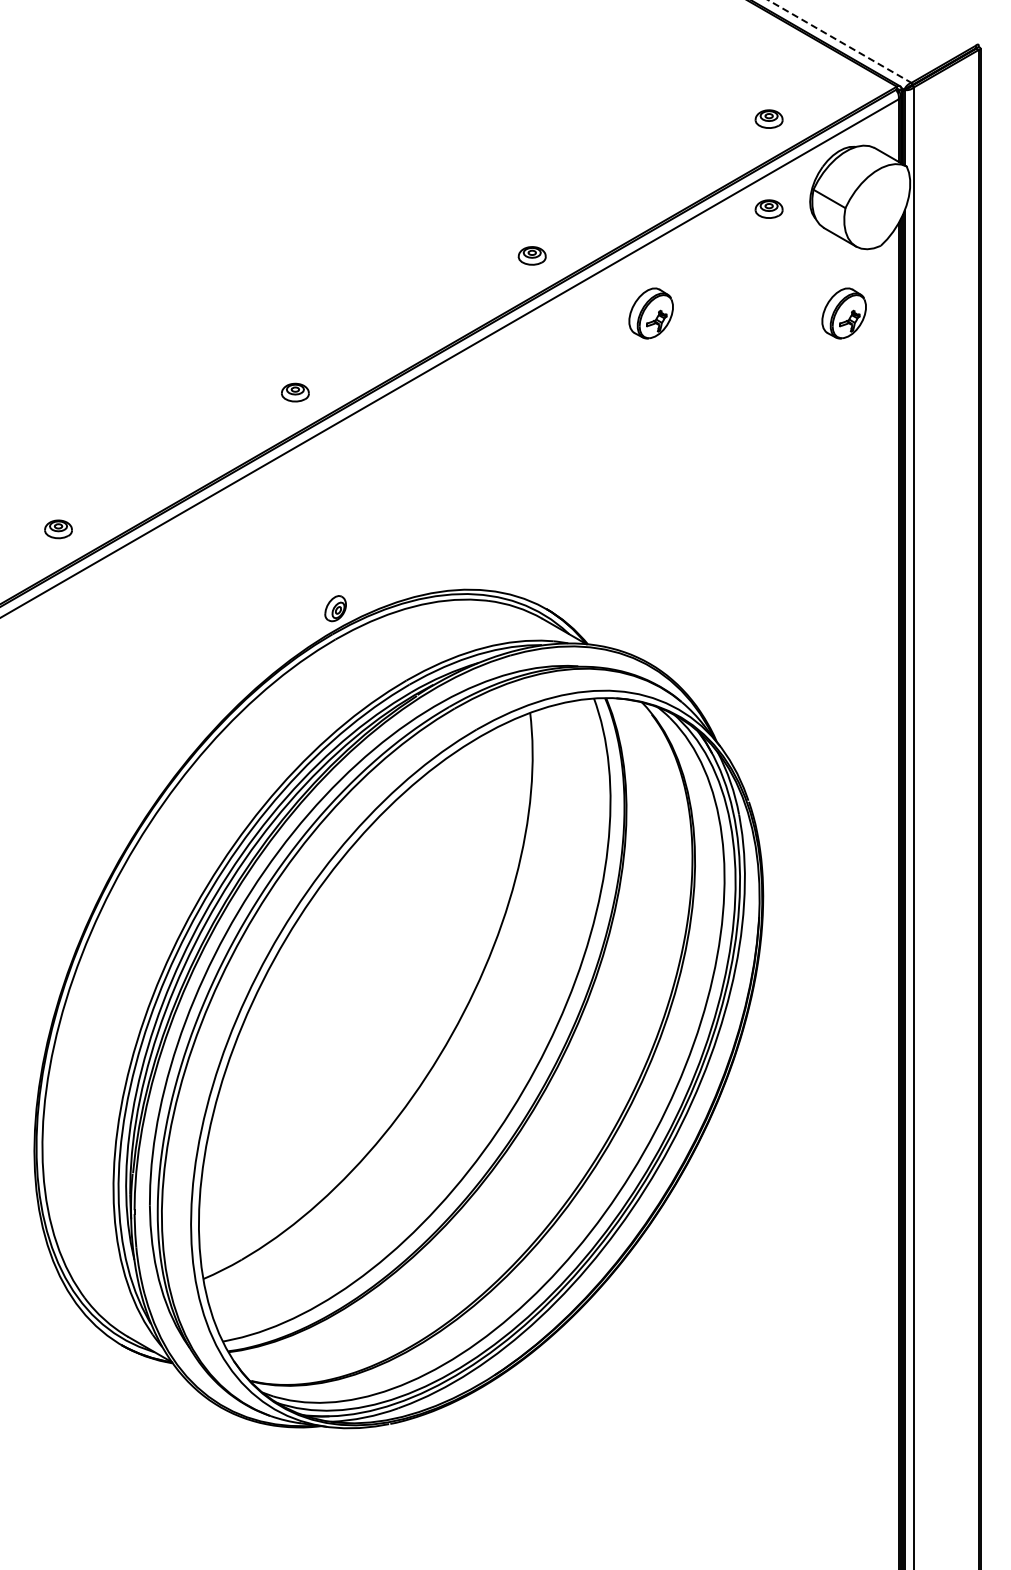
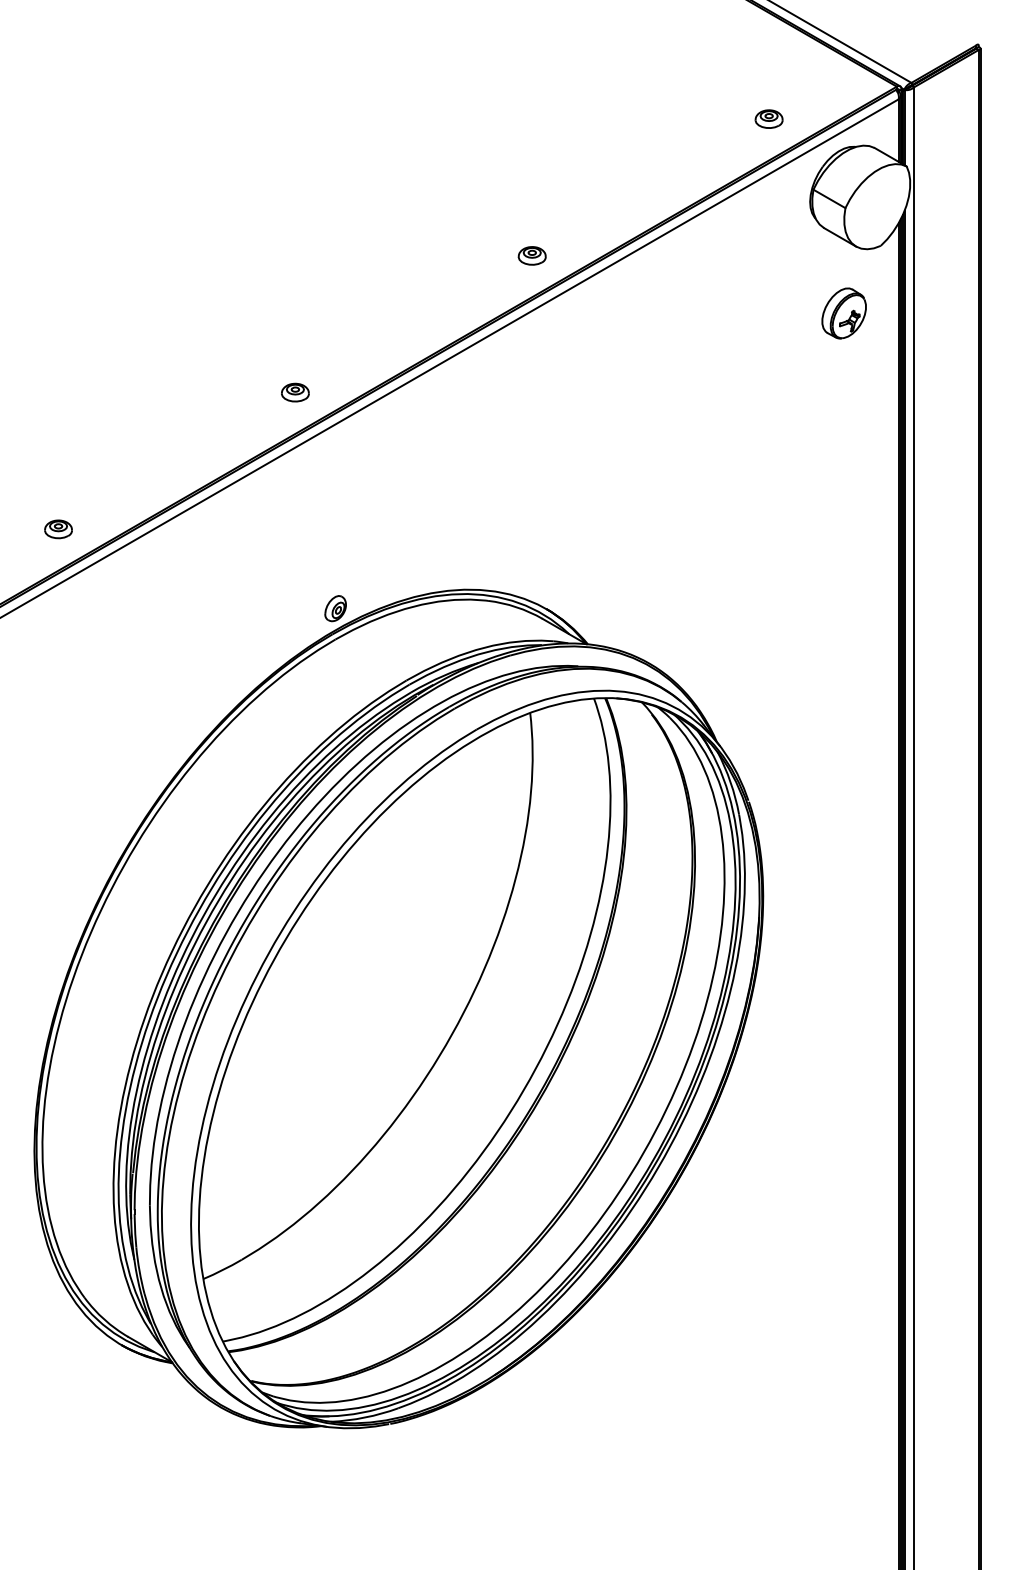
line: dashed -> solid (840, 41)
part: present -> none (768, 208)
part: present -> none (650, 313)
